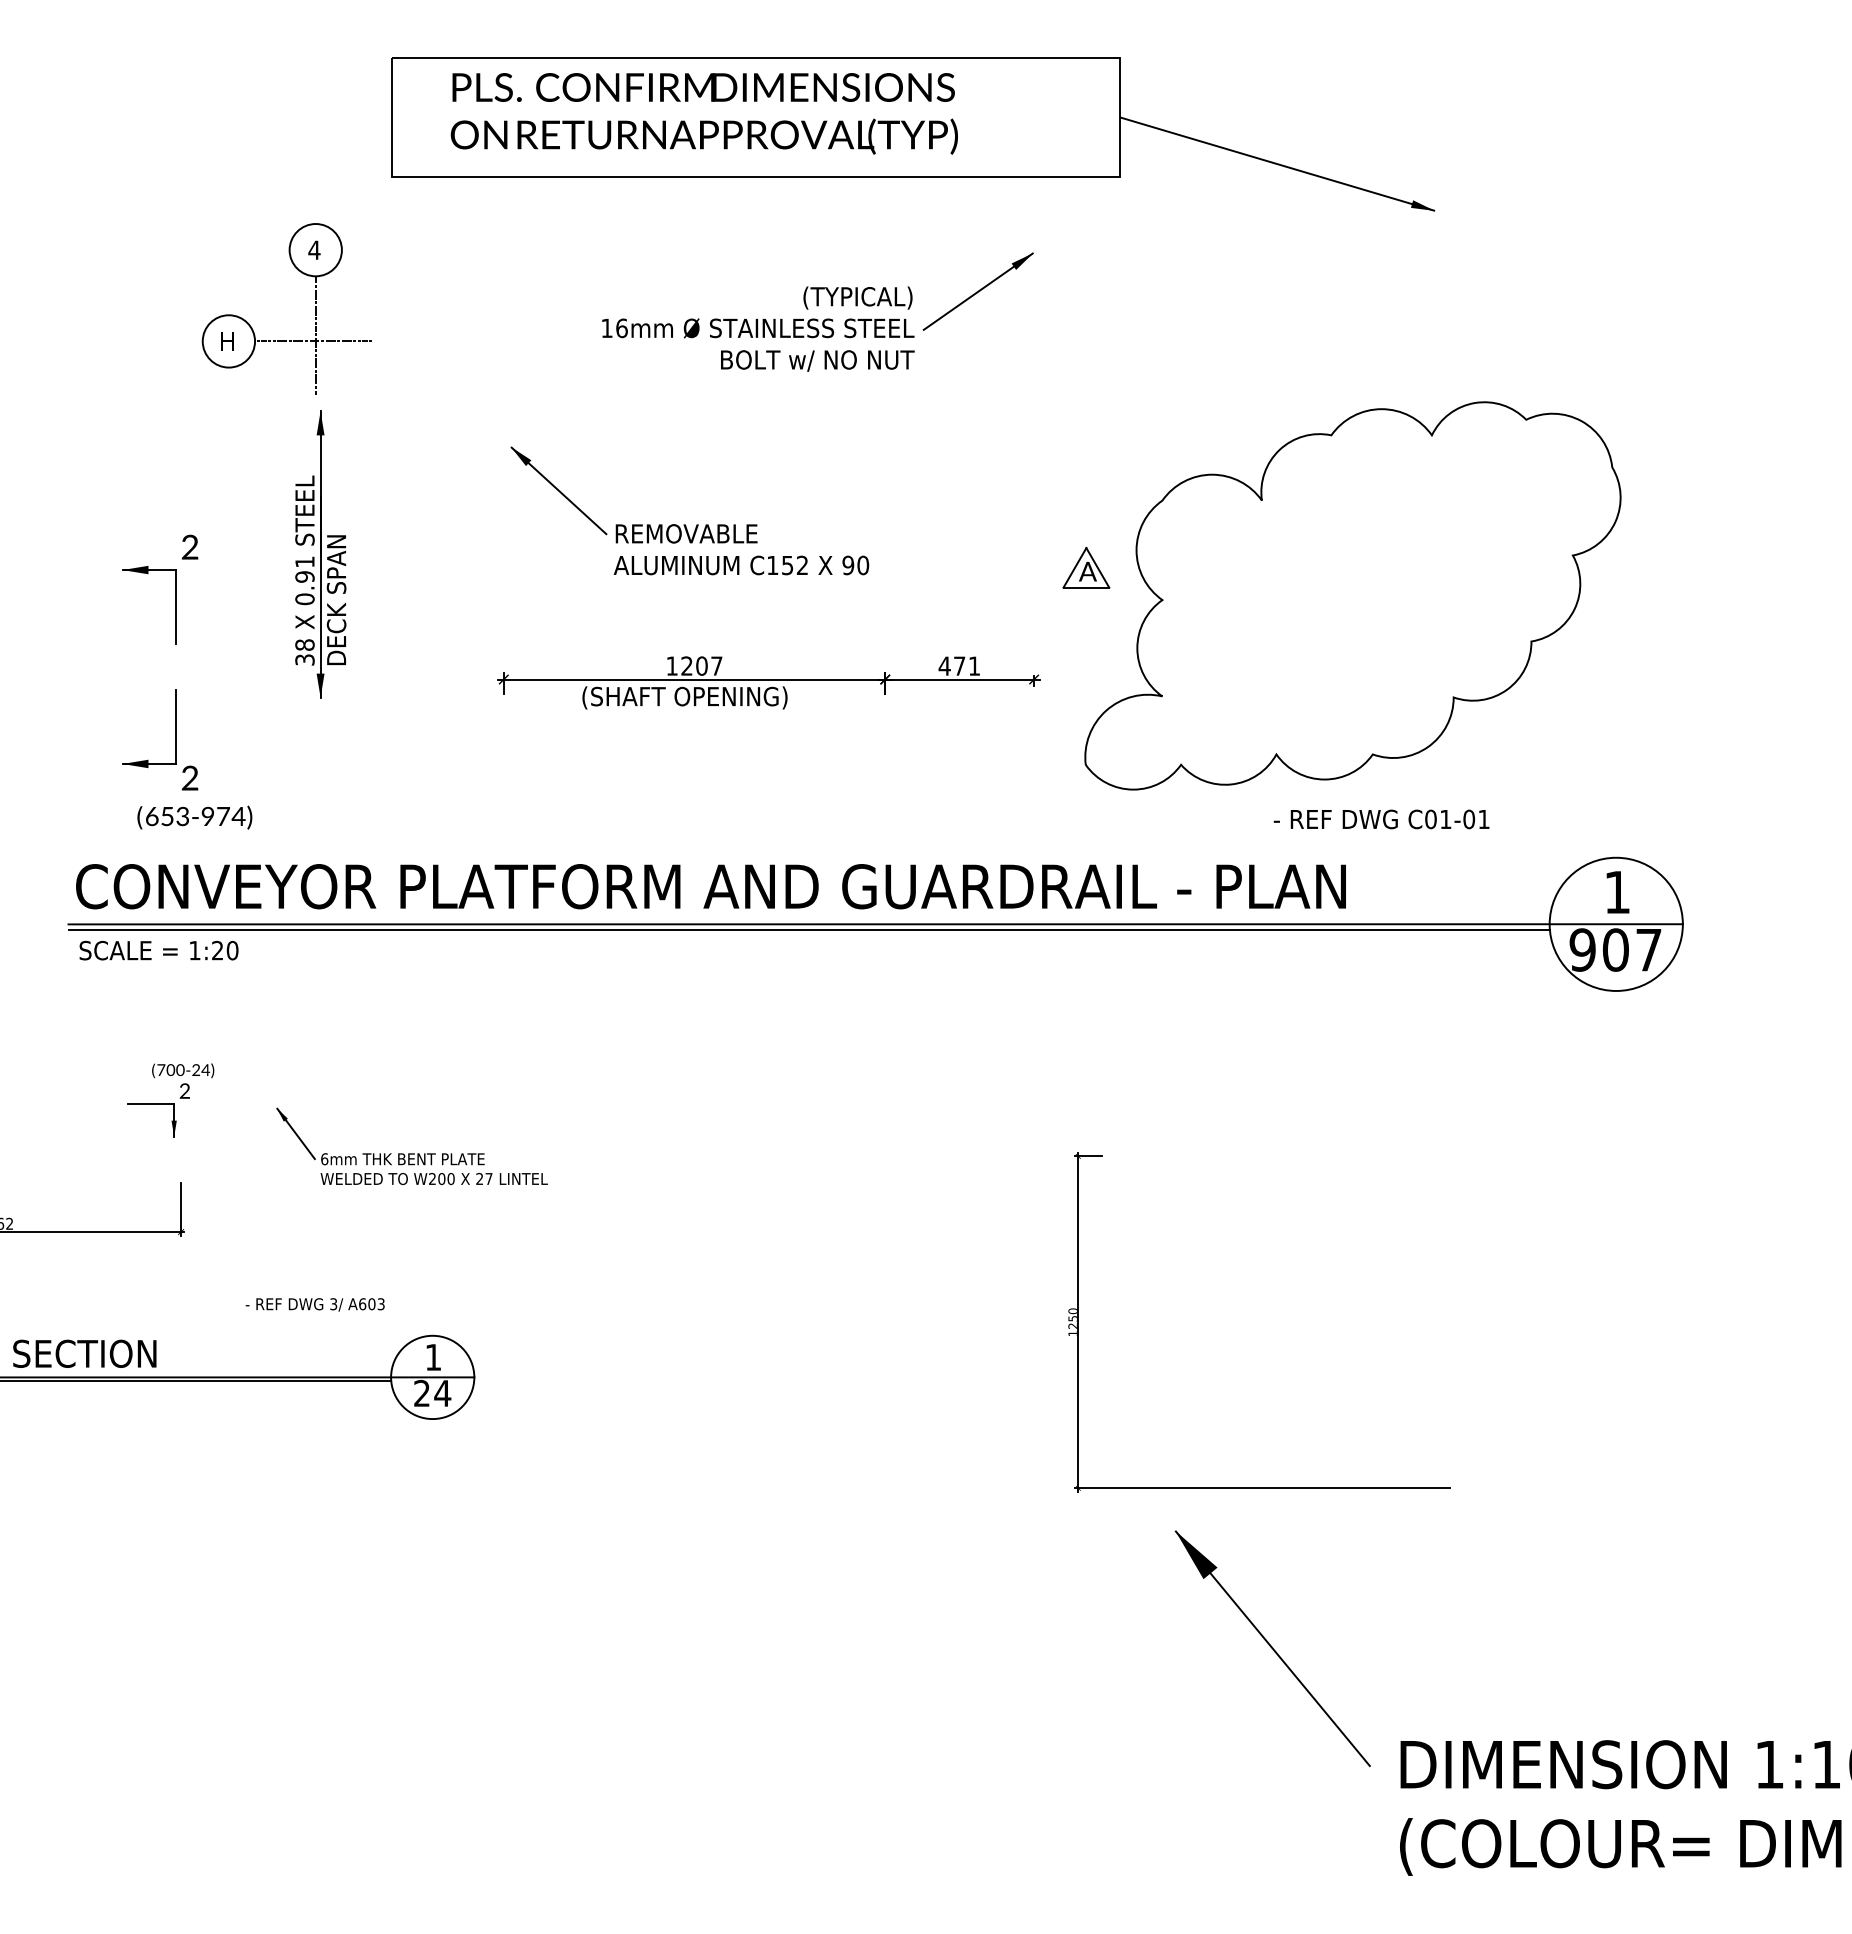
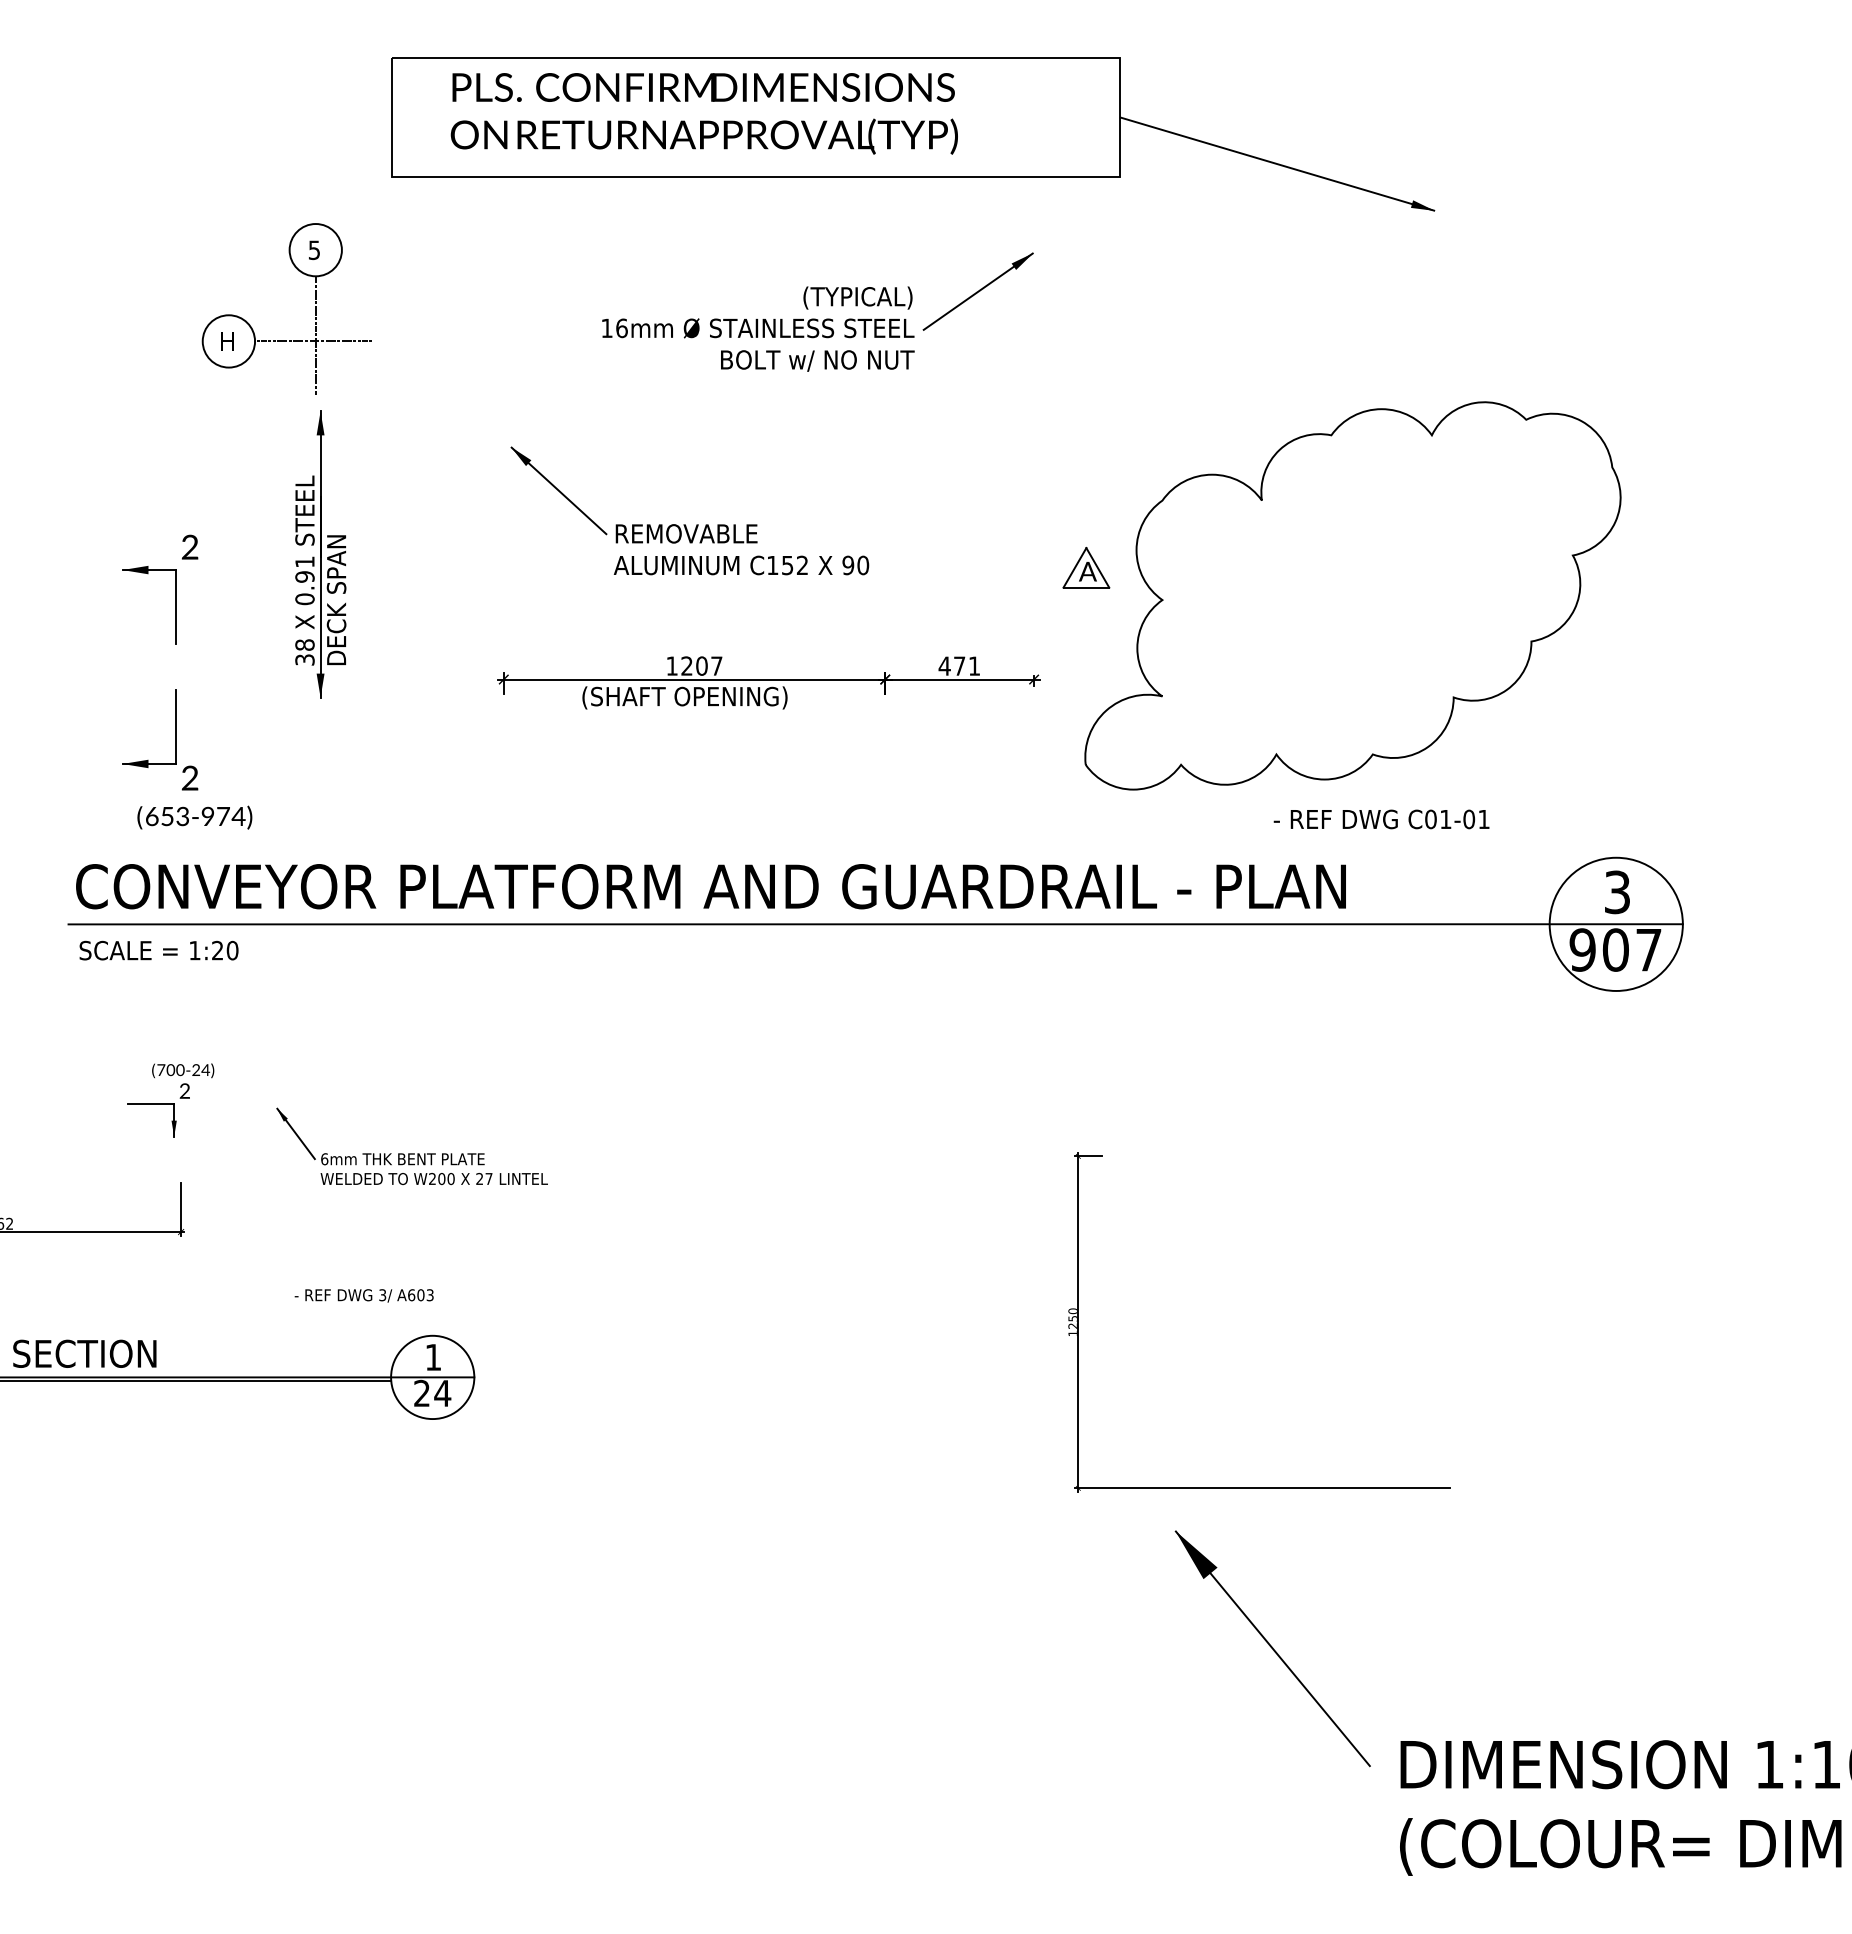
text: 4 -> 5 (314, 250)
text: 1 -> 3 (1617, 892)
line: present -> none (808, 930)
text position: (314, 1304) -> (363, 1295) (363, 1295)
